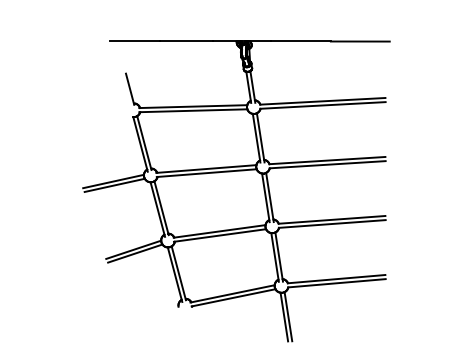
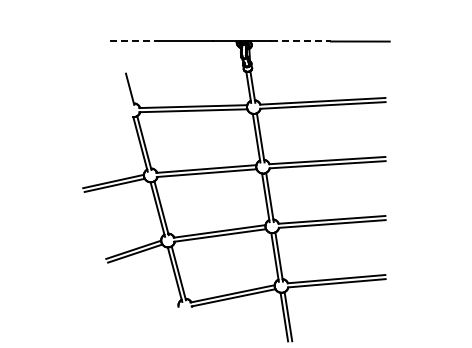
line: solid -> dashed (134, 41)
line: solid -> dashed (300, 41)
